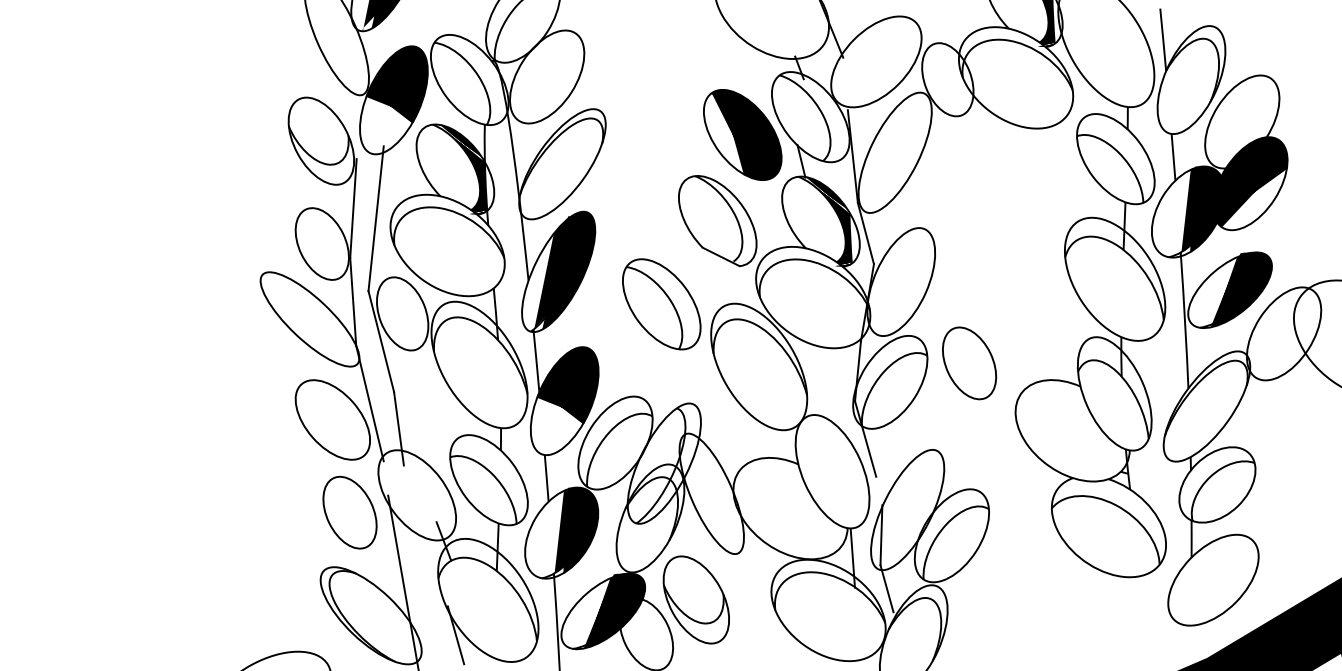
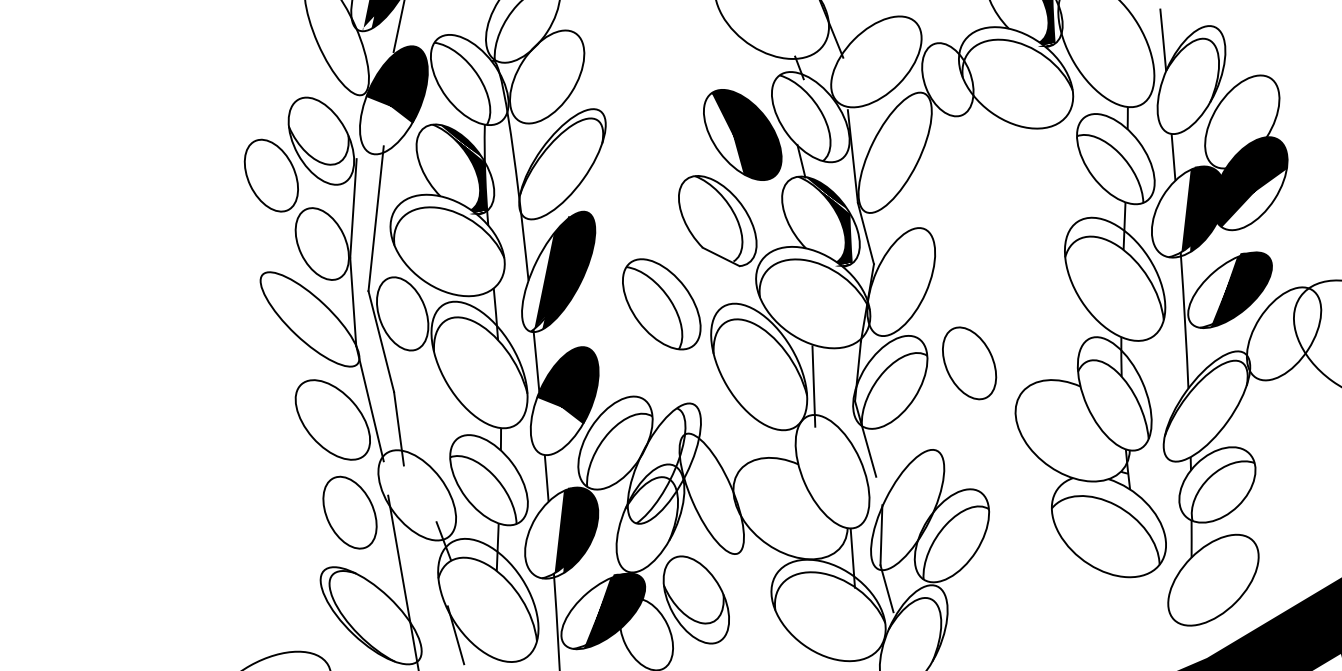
line: none -> present (398, 27)
part: none -> present (270, 175)
line: none -> present (813, 386)
